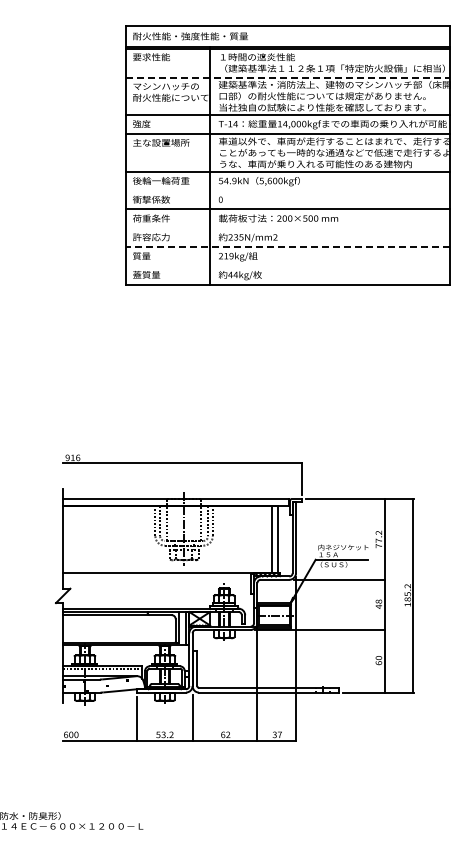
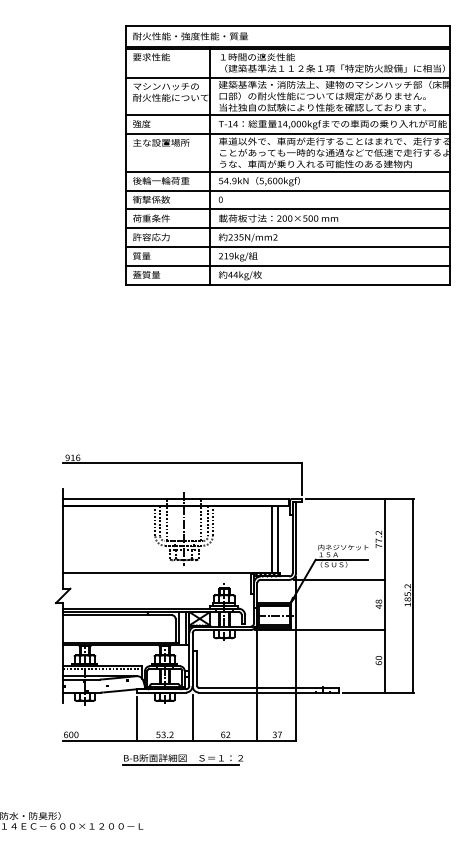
line: dashed -> solid (288, 77)
line: none -> present (287, 190)
line: none -> present (287, 228)
line: dashed -> solid (288, 247)
line: none -> present (287, 265)
part: none -> present (182, 759)
